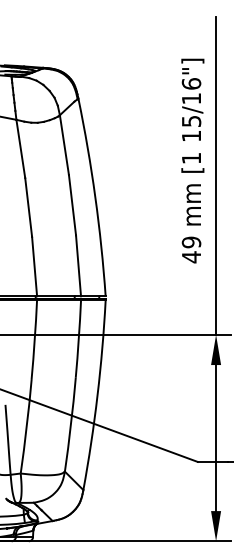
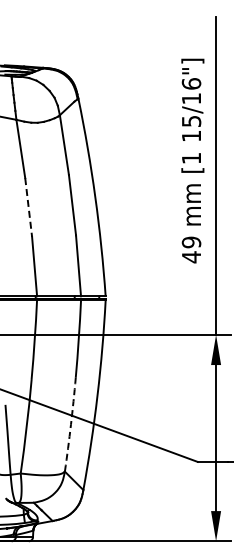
line: solid -> dashed (28, 207)
arc: solid -> dashed (70, 424)
